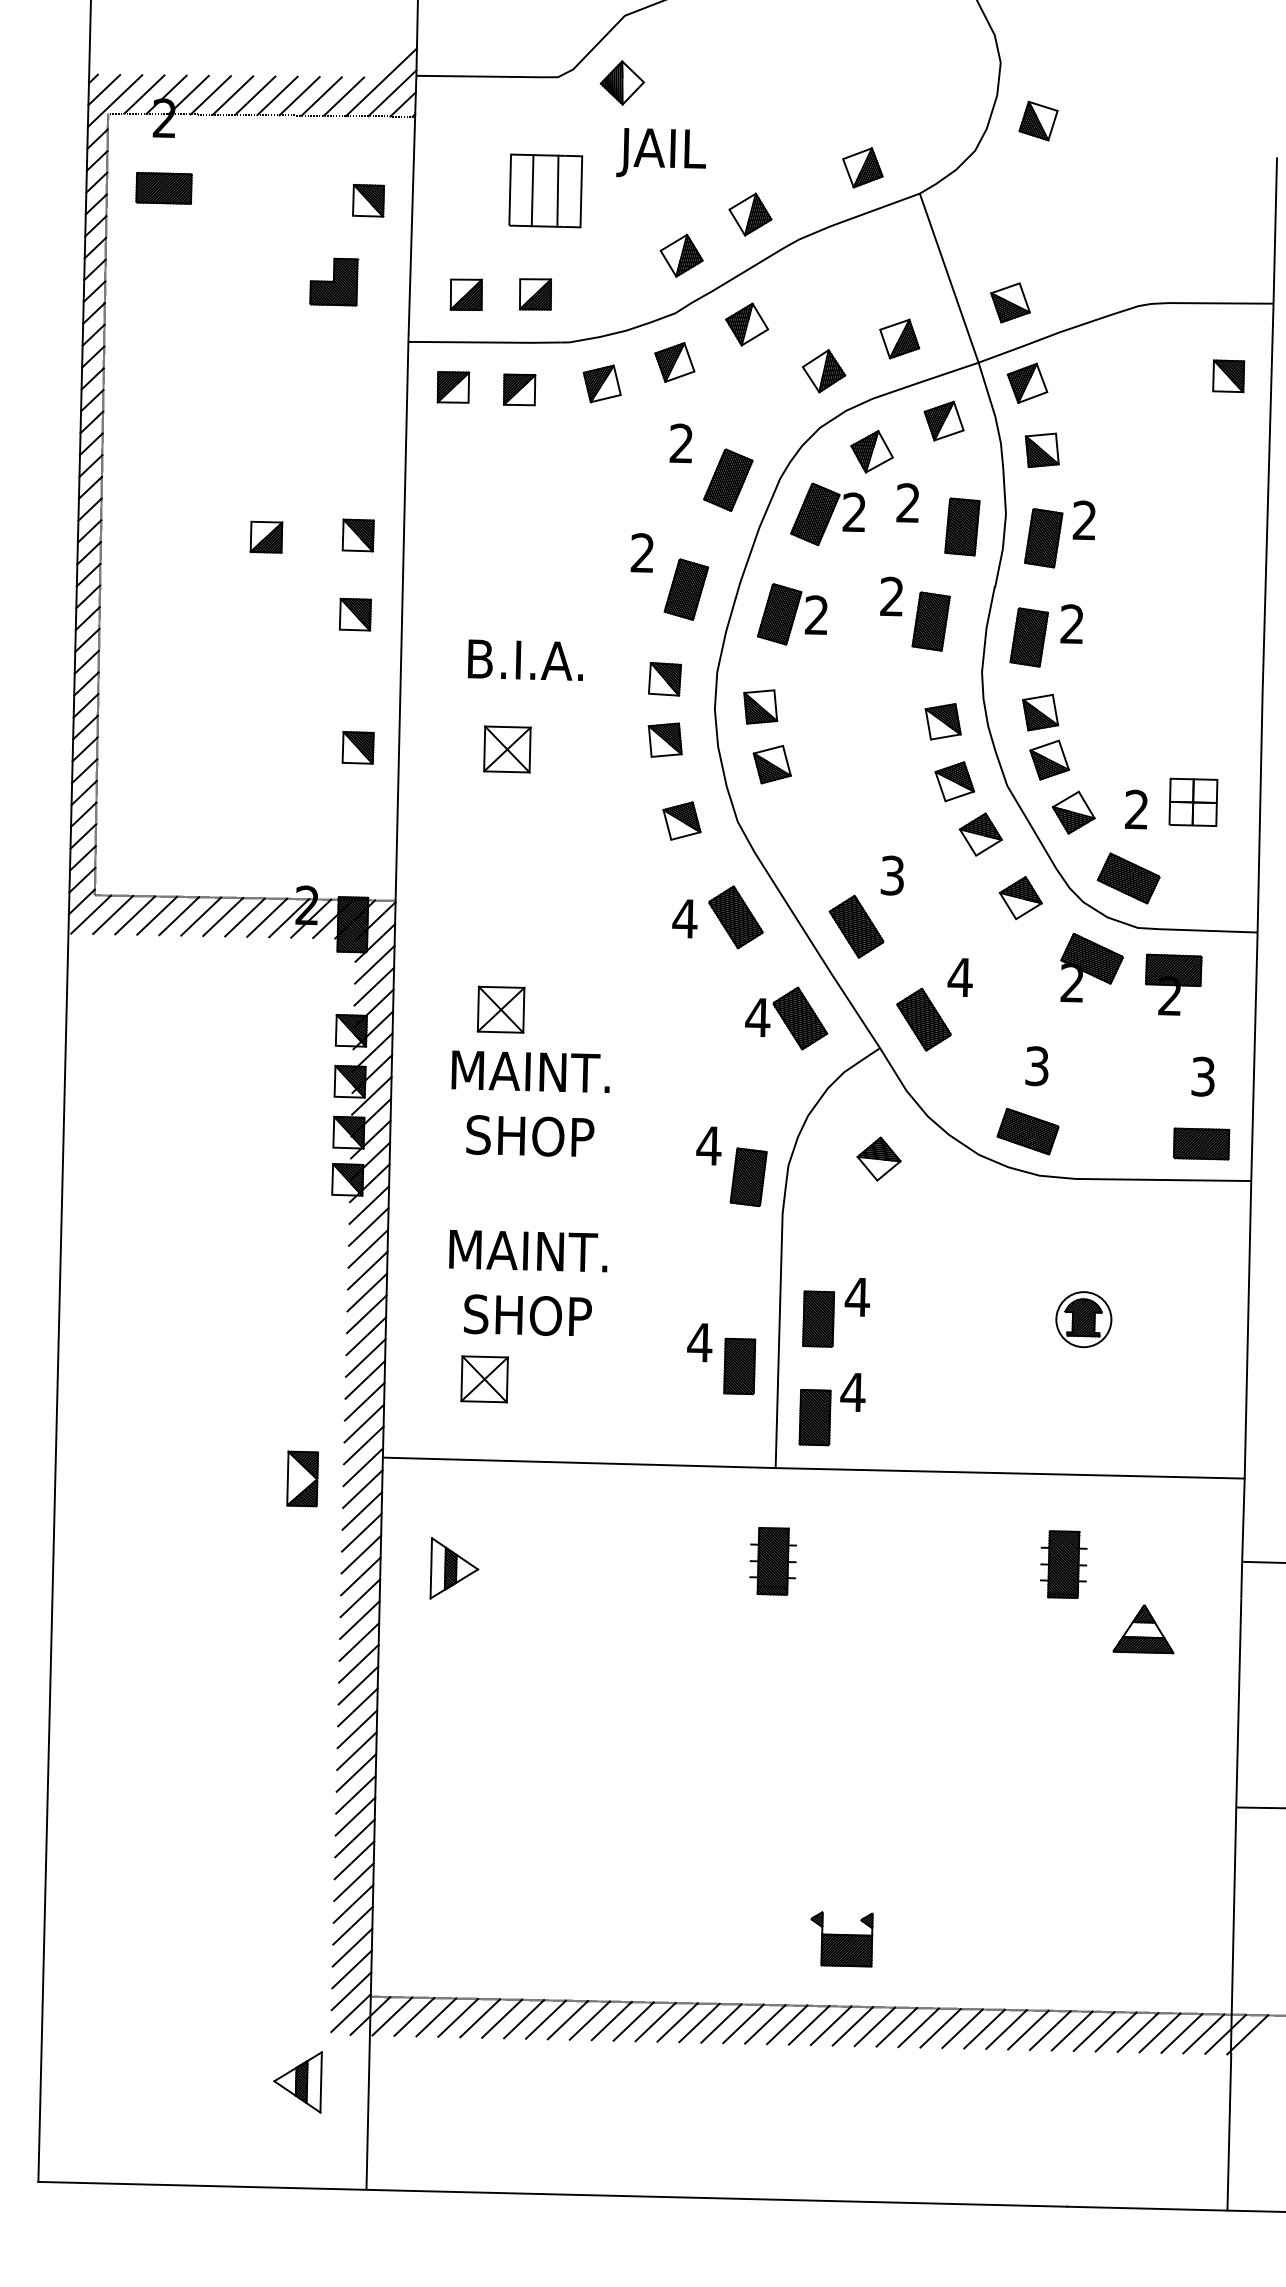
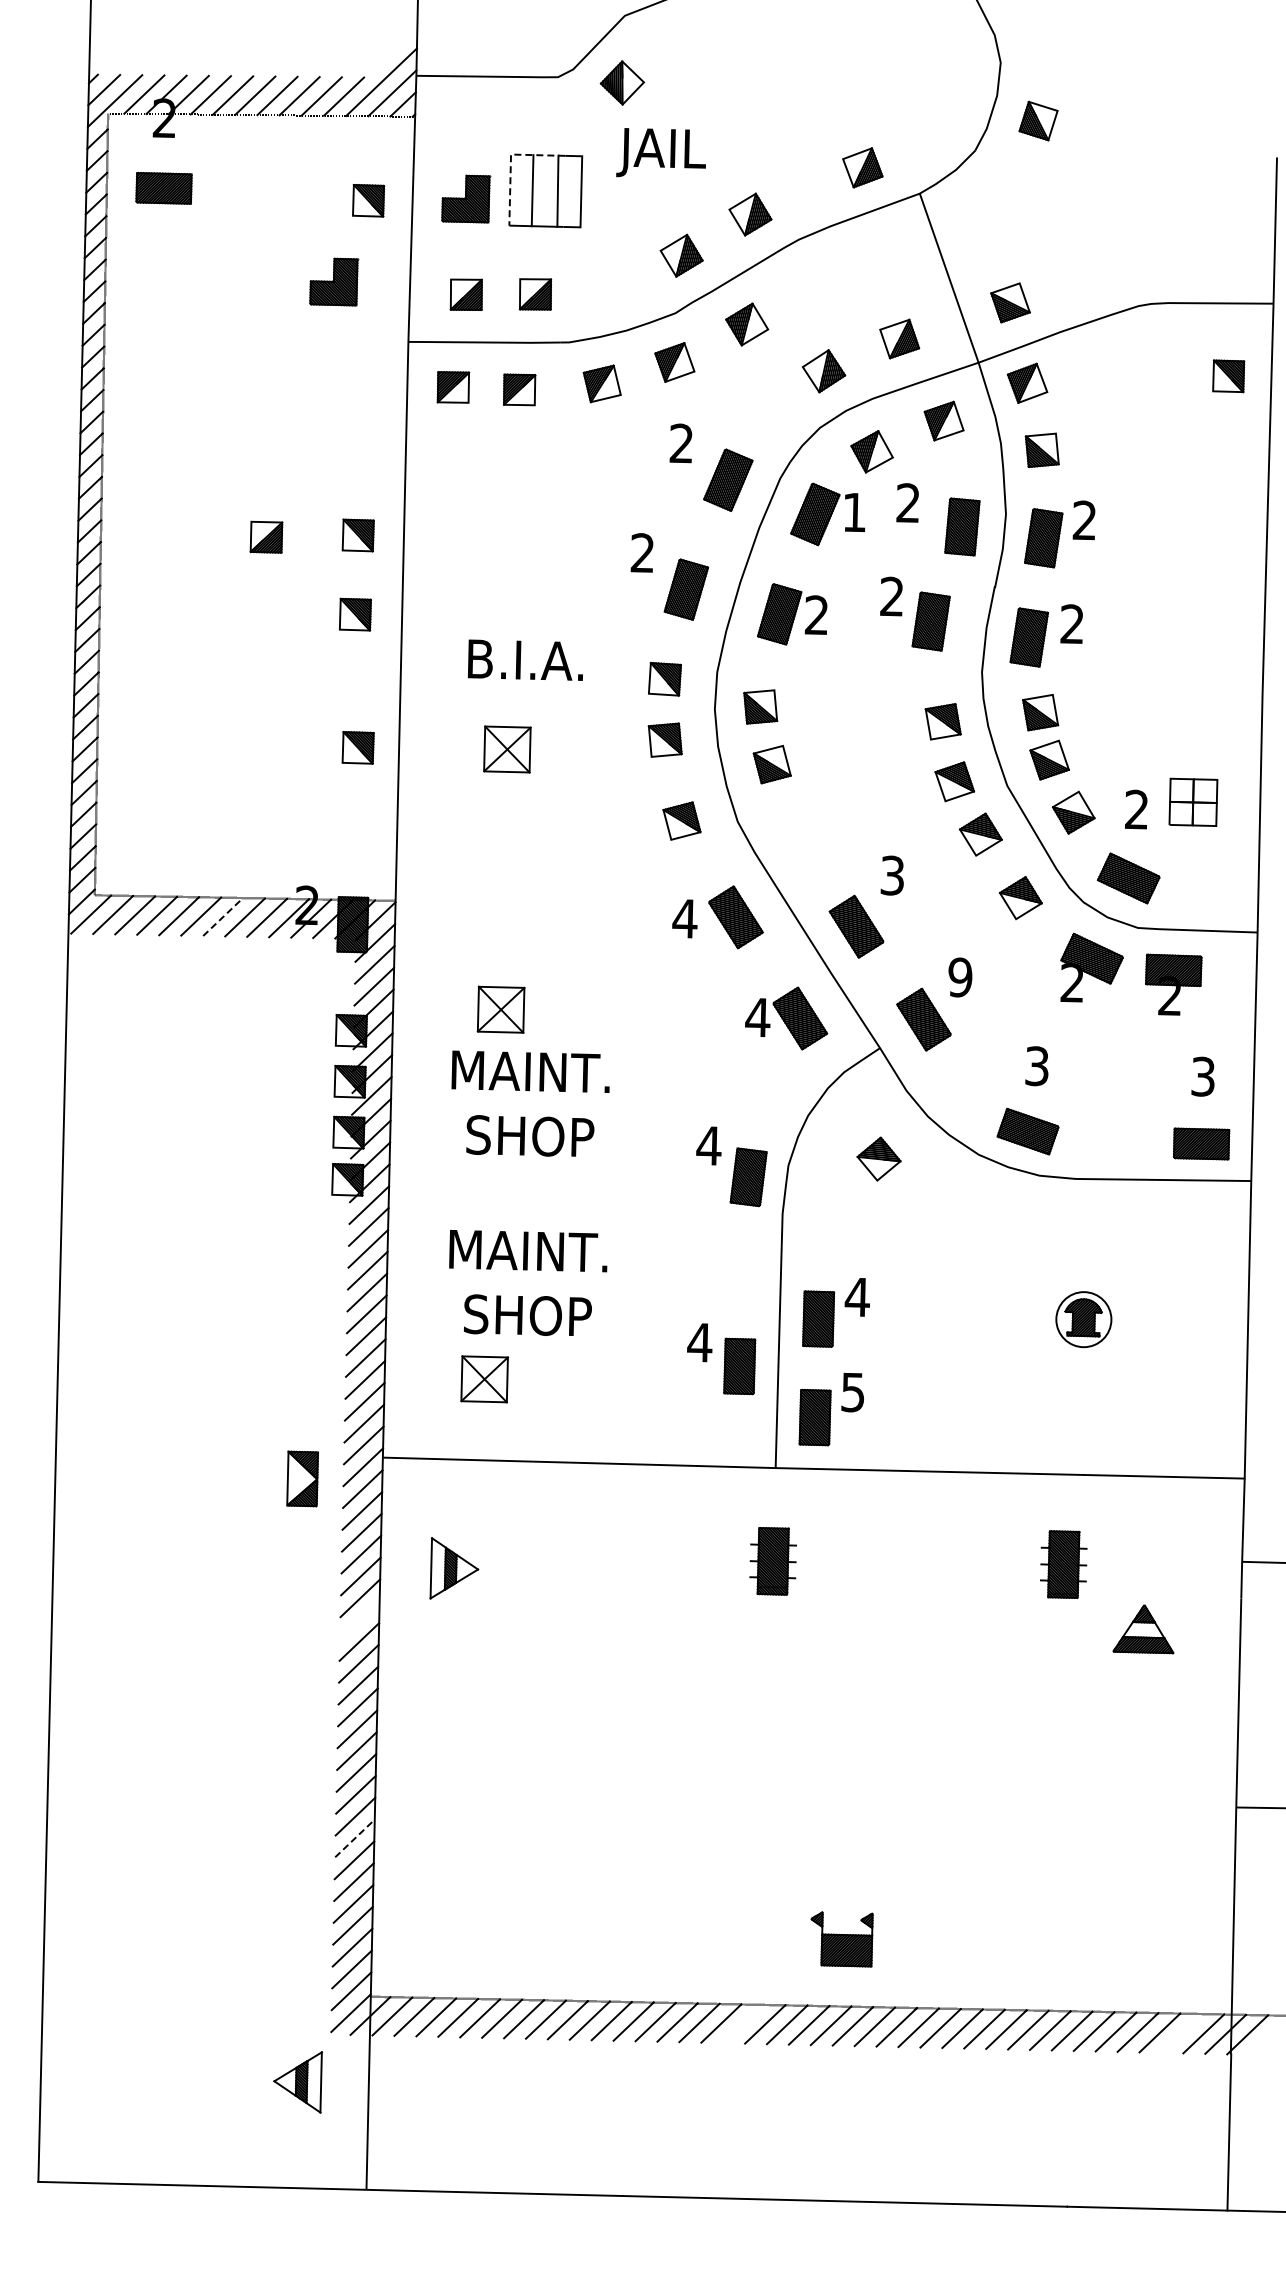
line: solid -> dashed (510, 162)
part: none -> present (466, 198)
text: 2 -> 1 (853, 511)
line: solid -> dashed (223, 916)
text: 4 -> 9 (959, 977)
text: 4 -> 5 (852, 1392)
line: present -> none (359, 1619)
line: solid -> dashed (355, 1838)
line: present -> none (743, 2023)
line: present -> none (1181, 2033)
